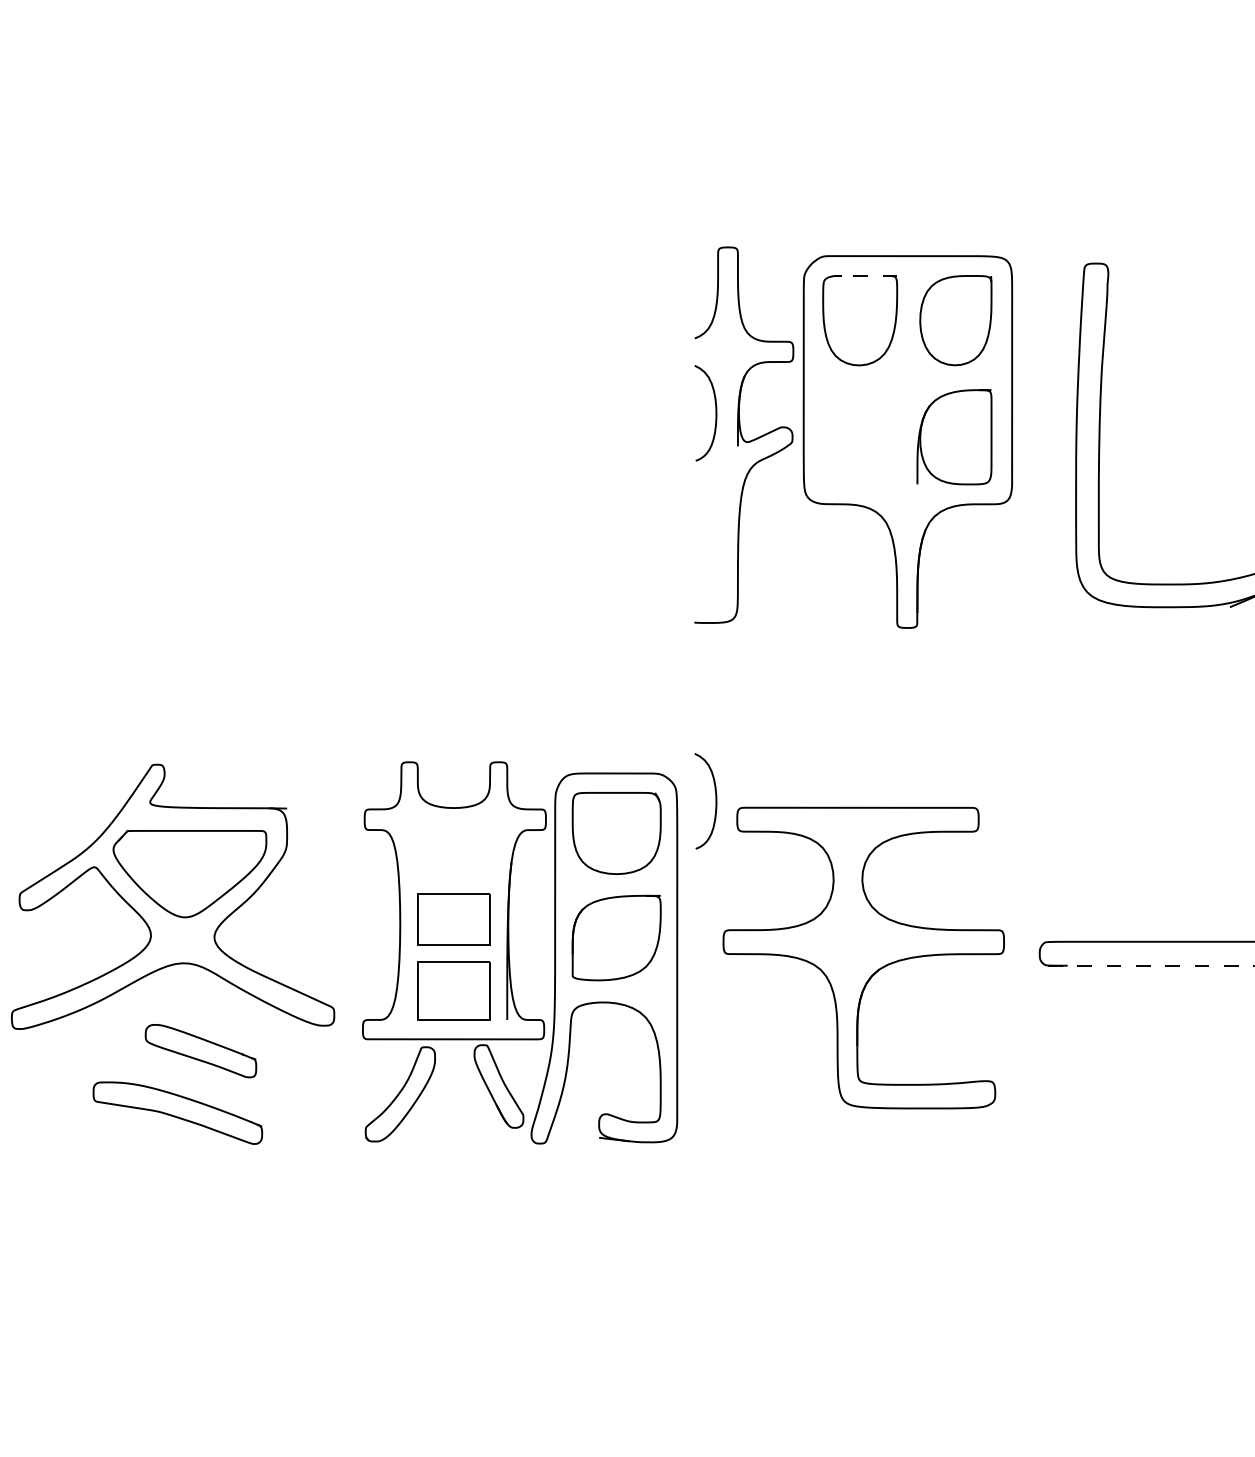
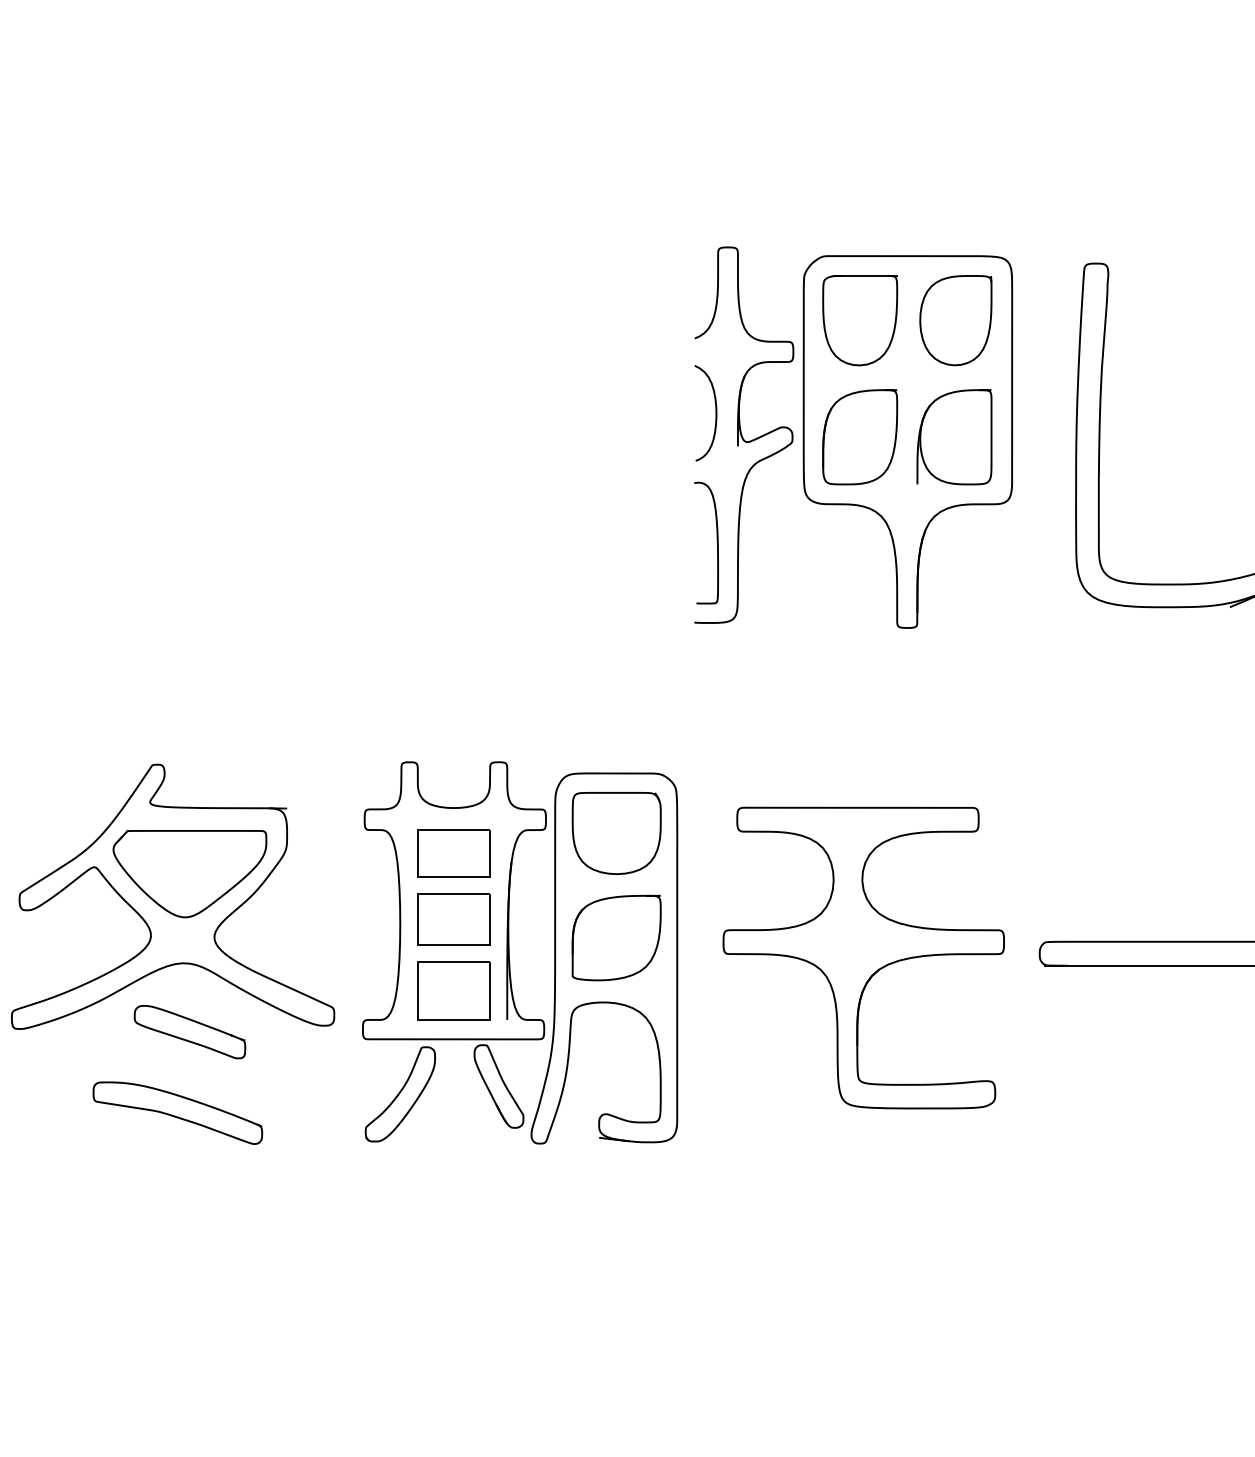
line: dashed -> solid (865, 275)
part: none -> present (860, 437)
curve: none -> present (716, 541)
curve: present -> none (715, 801)
part: none -> present (453, 853)
line: dashed -> solid (1150, 965)
part position: (200, 1051) -> (189, 1032) (189, 1032)
